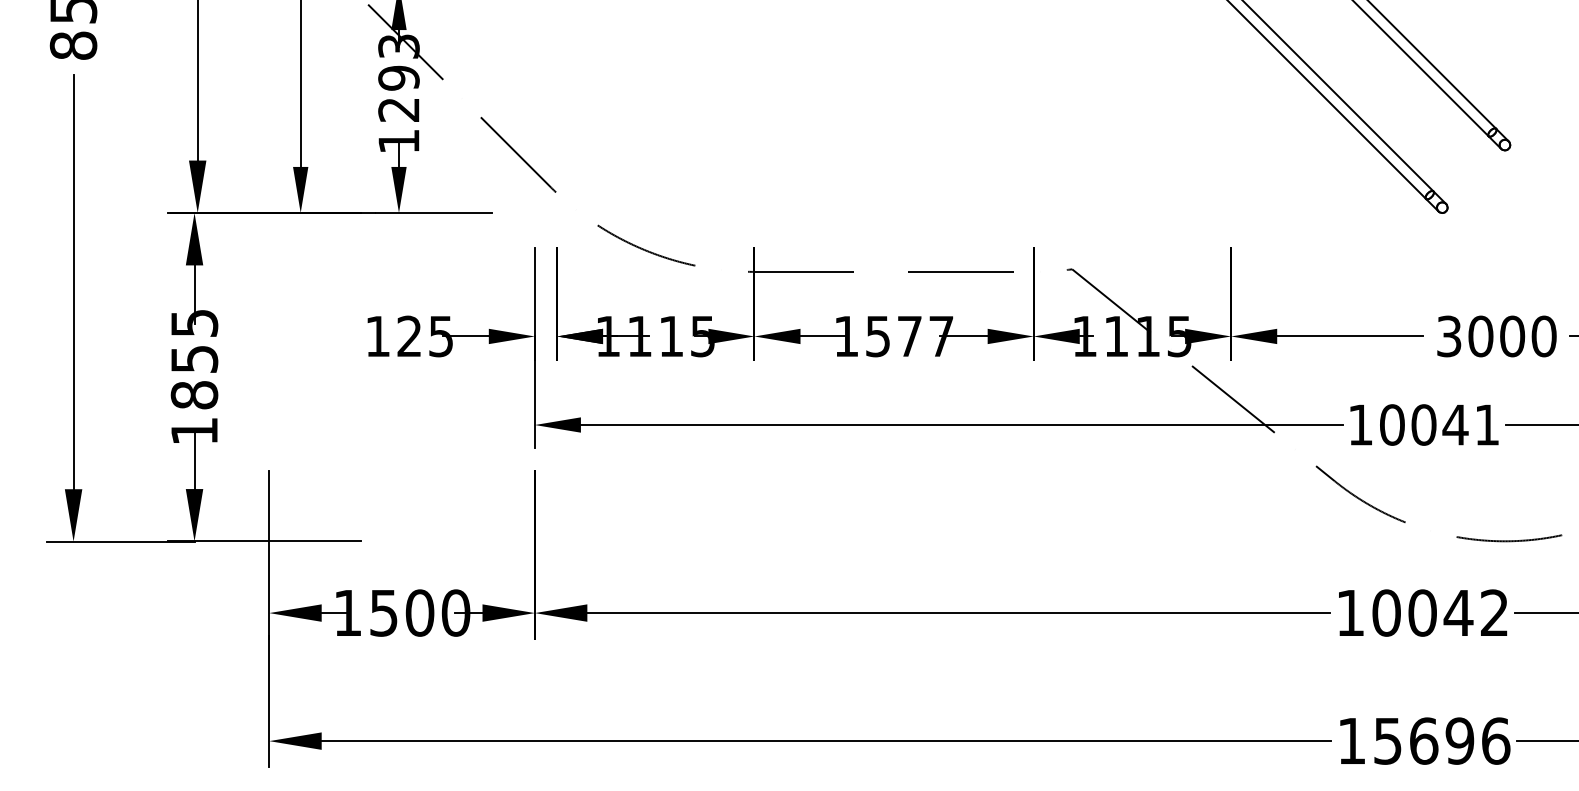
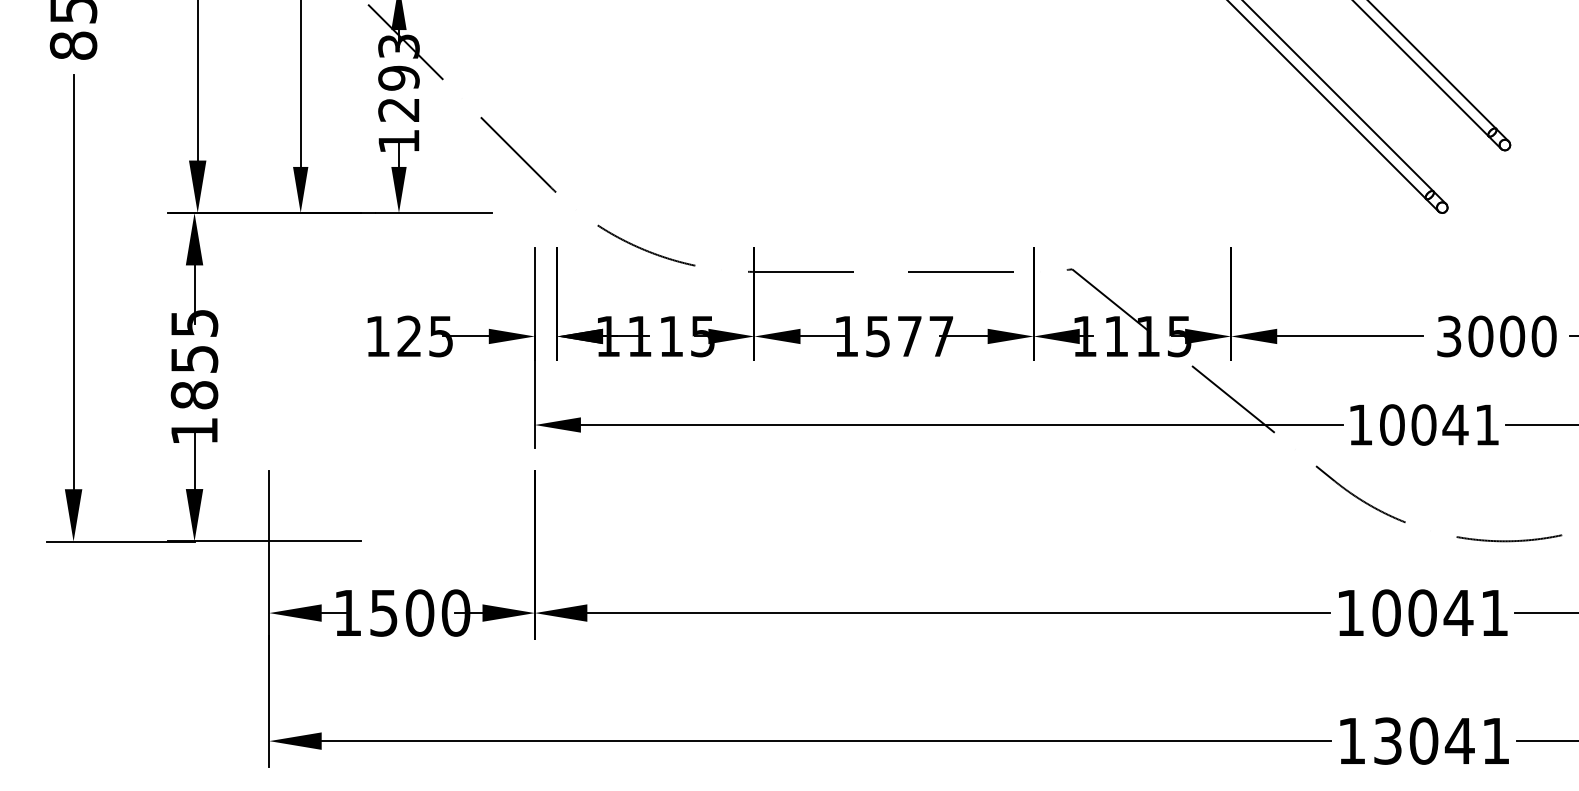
text: 10042 -> 10041 (1494, 612)
text: 15696 -> 13041 (1442, 740)
